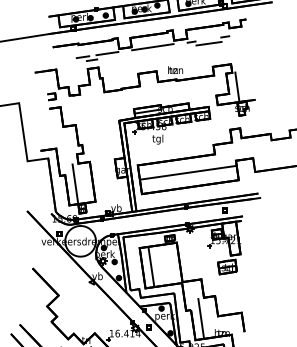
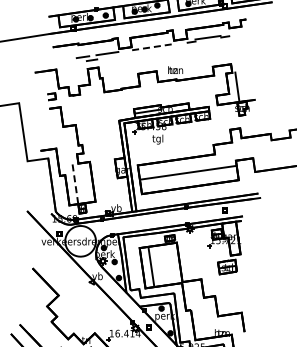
line position: (208, 43) -> (207, 37) (207, 37)
line: solid -> dashed (152, 47)
line: solid -> dashed (75, 184)
line: present -> none (201, 318)
